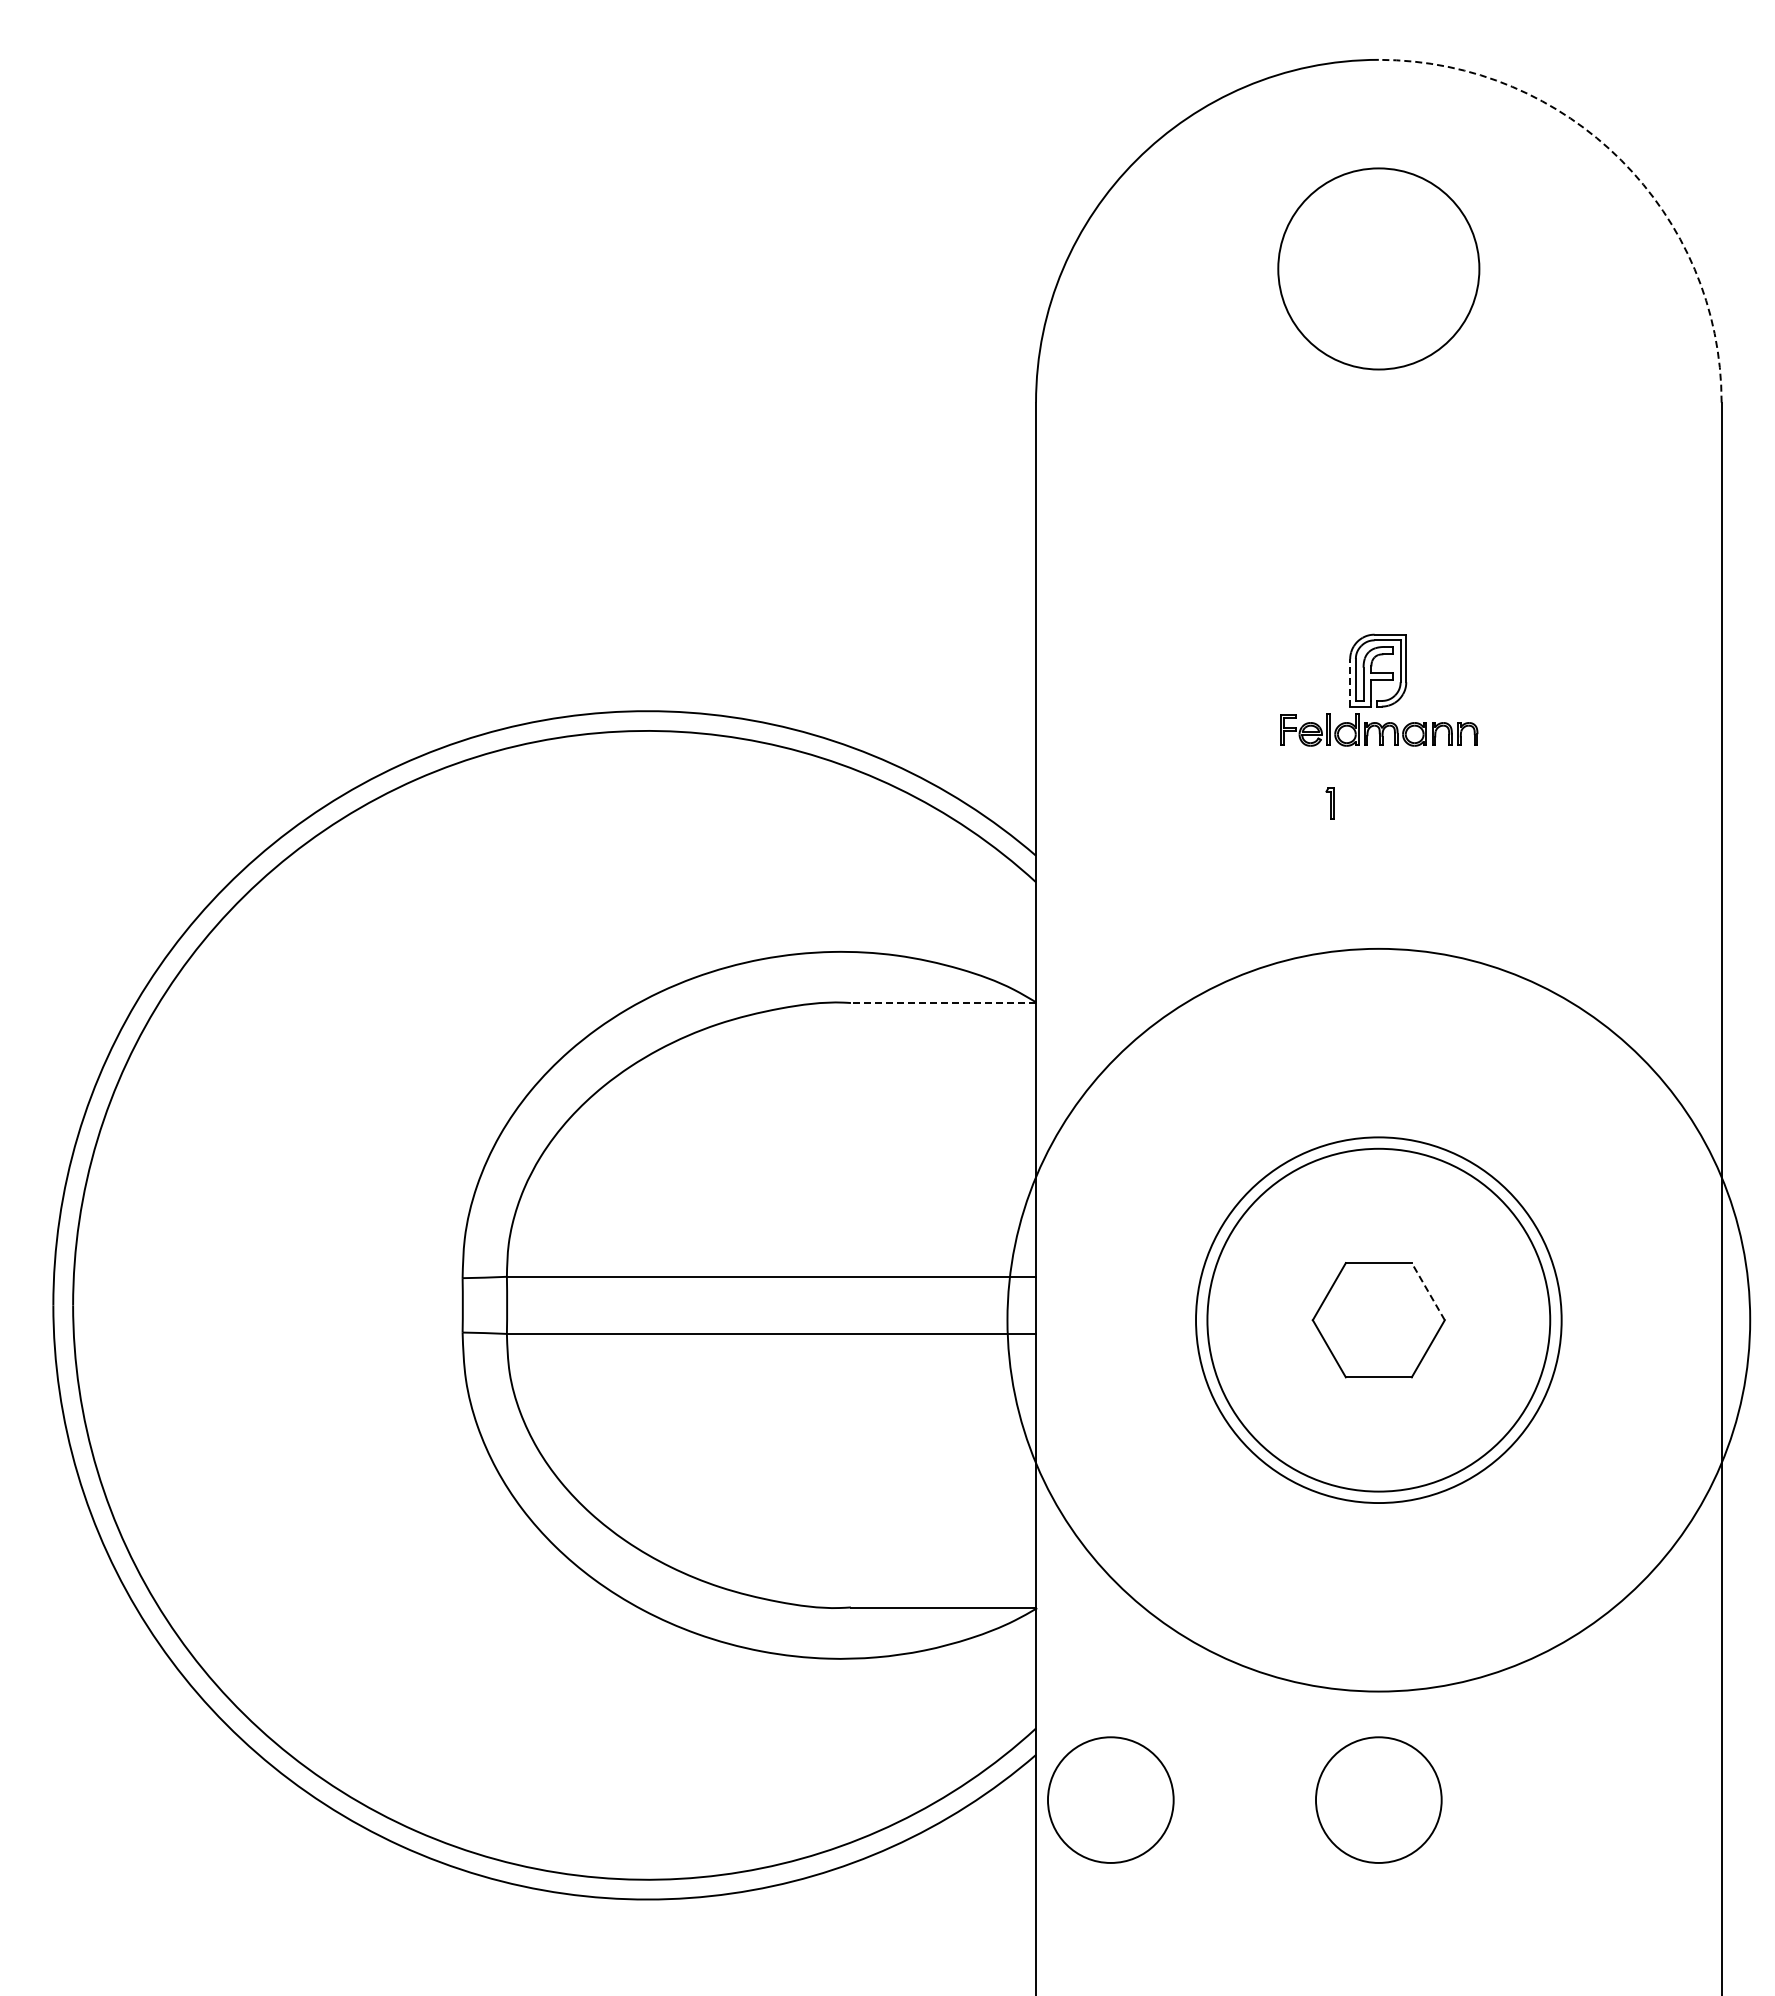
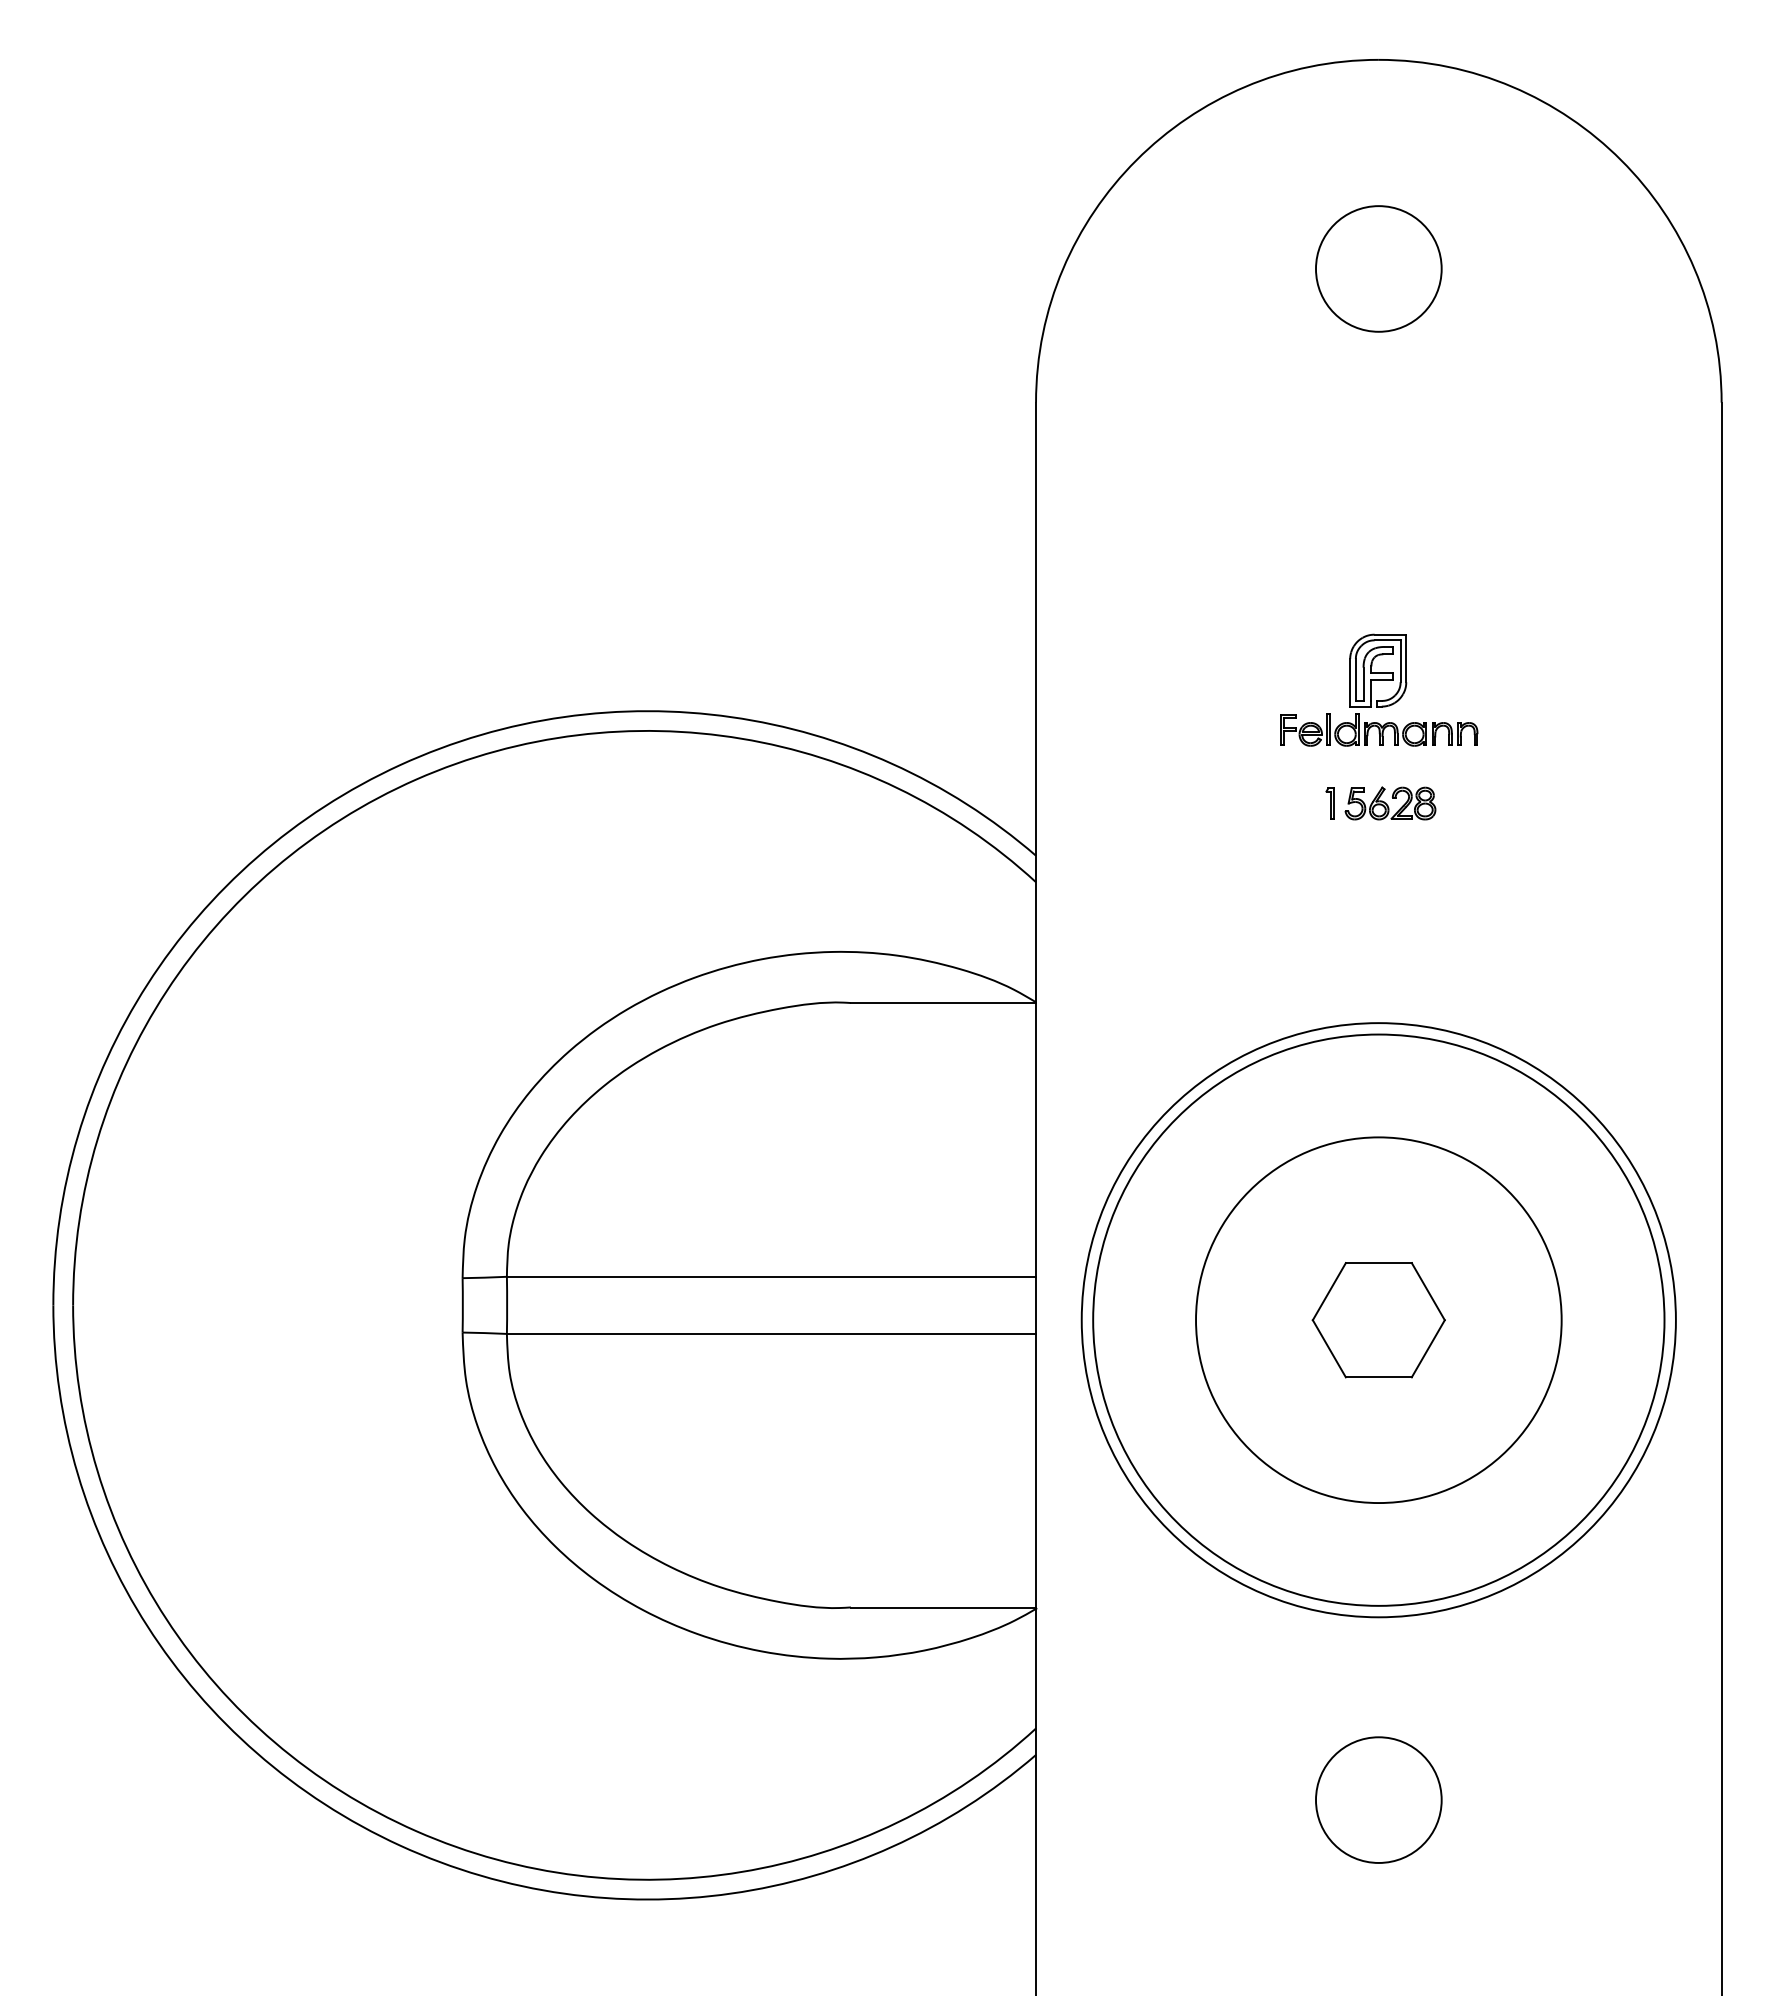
arc: dashed -> solid (1621, 160)
circle diameter: 201 px -> 126 px (1378, 268)
line: dashed -> solid (1350, 682)
part: none -> present (1390, 803)
line: dashed -> solid (943, 1002)
line: dashed -> solid (1428, 1291)
circle diameter: 343 px -> 571 px (1378, 1319)
circle diameter: 743 px -> 594 px (1378, 1320)
circle: present -> none (1110, 1799)
